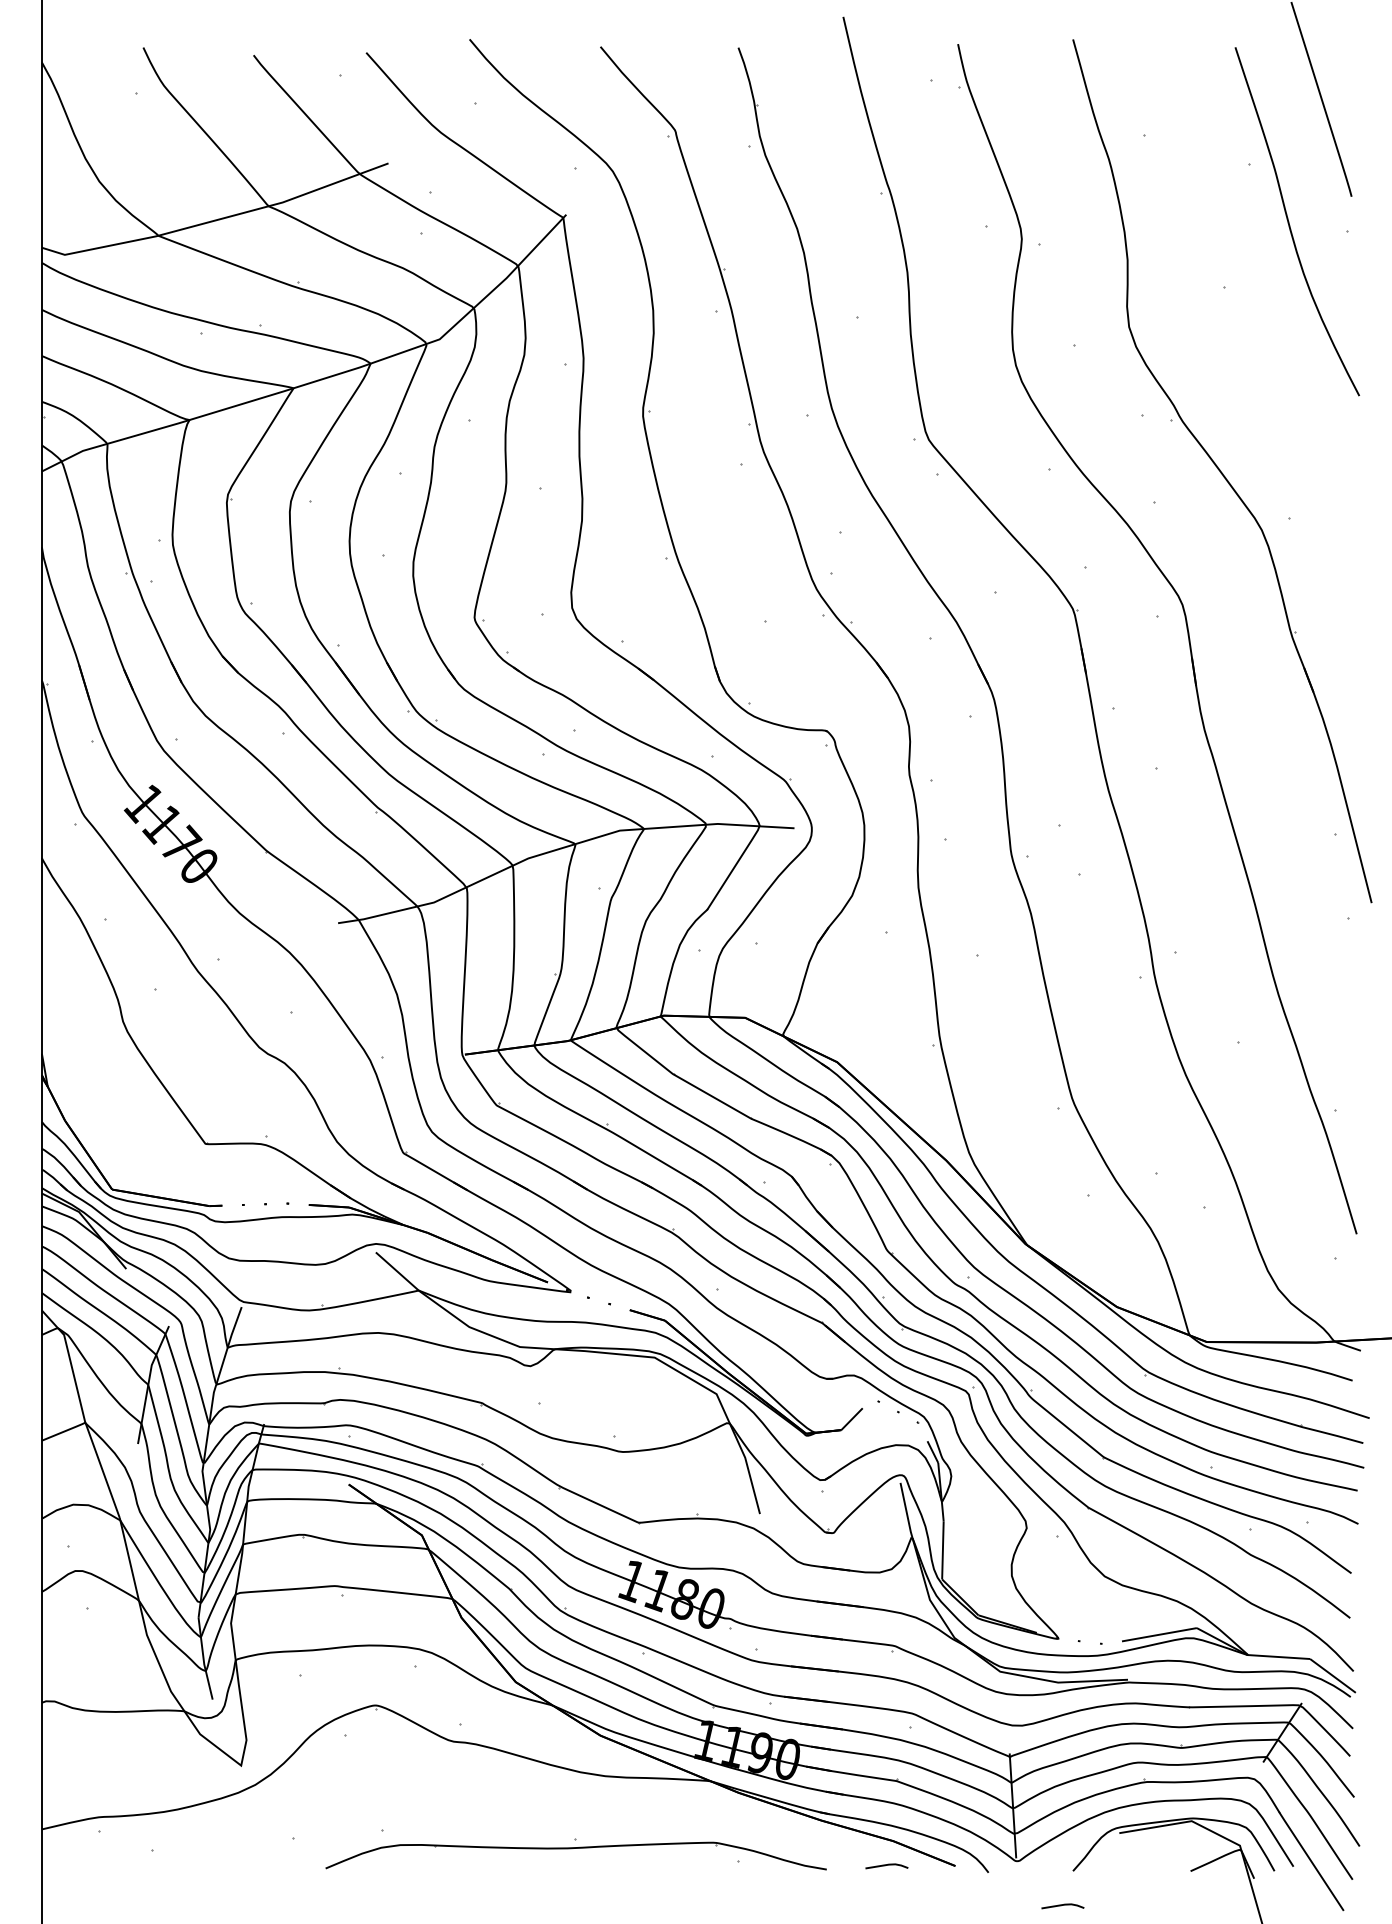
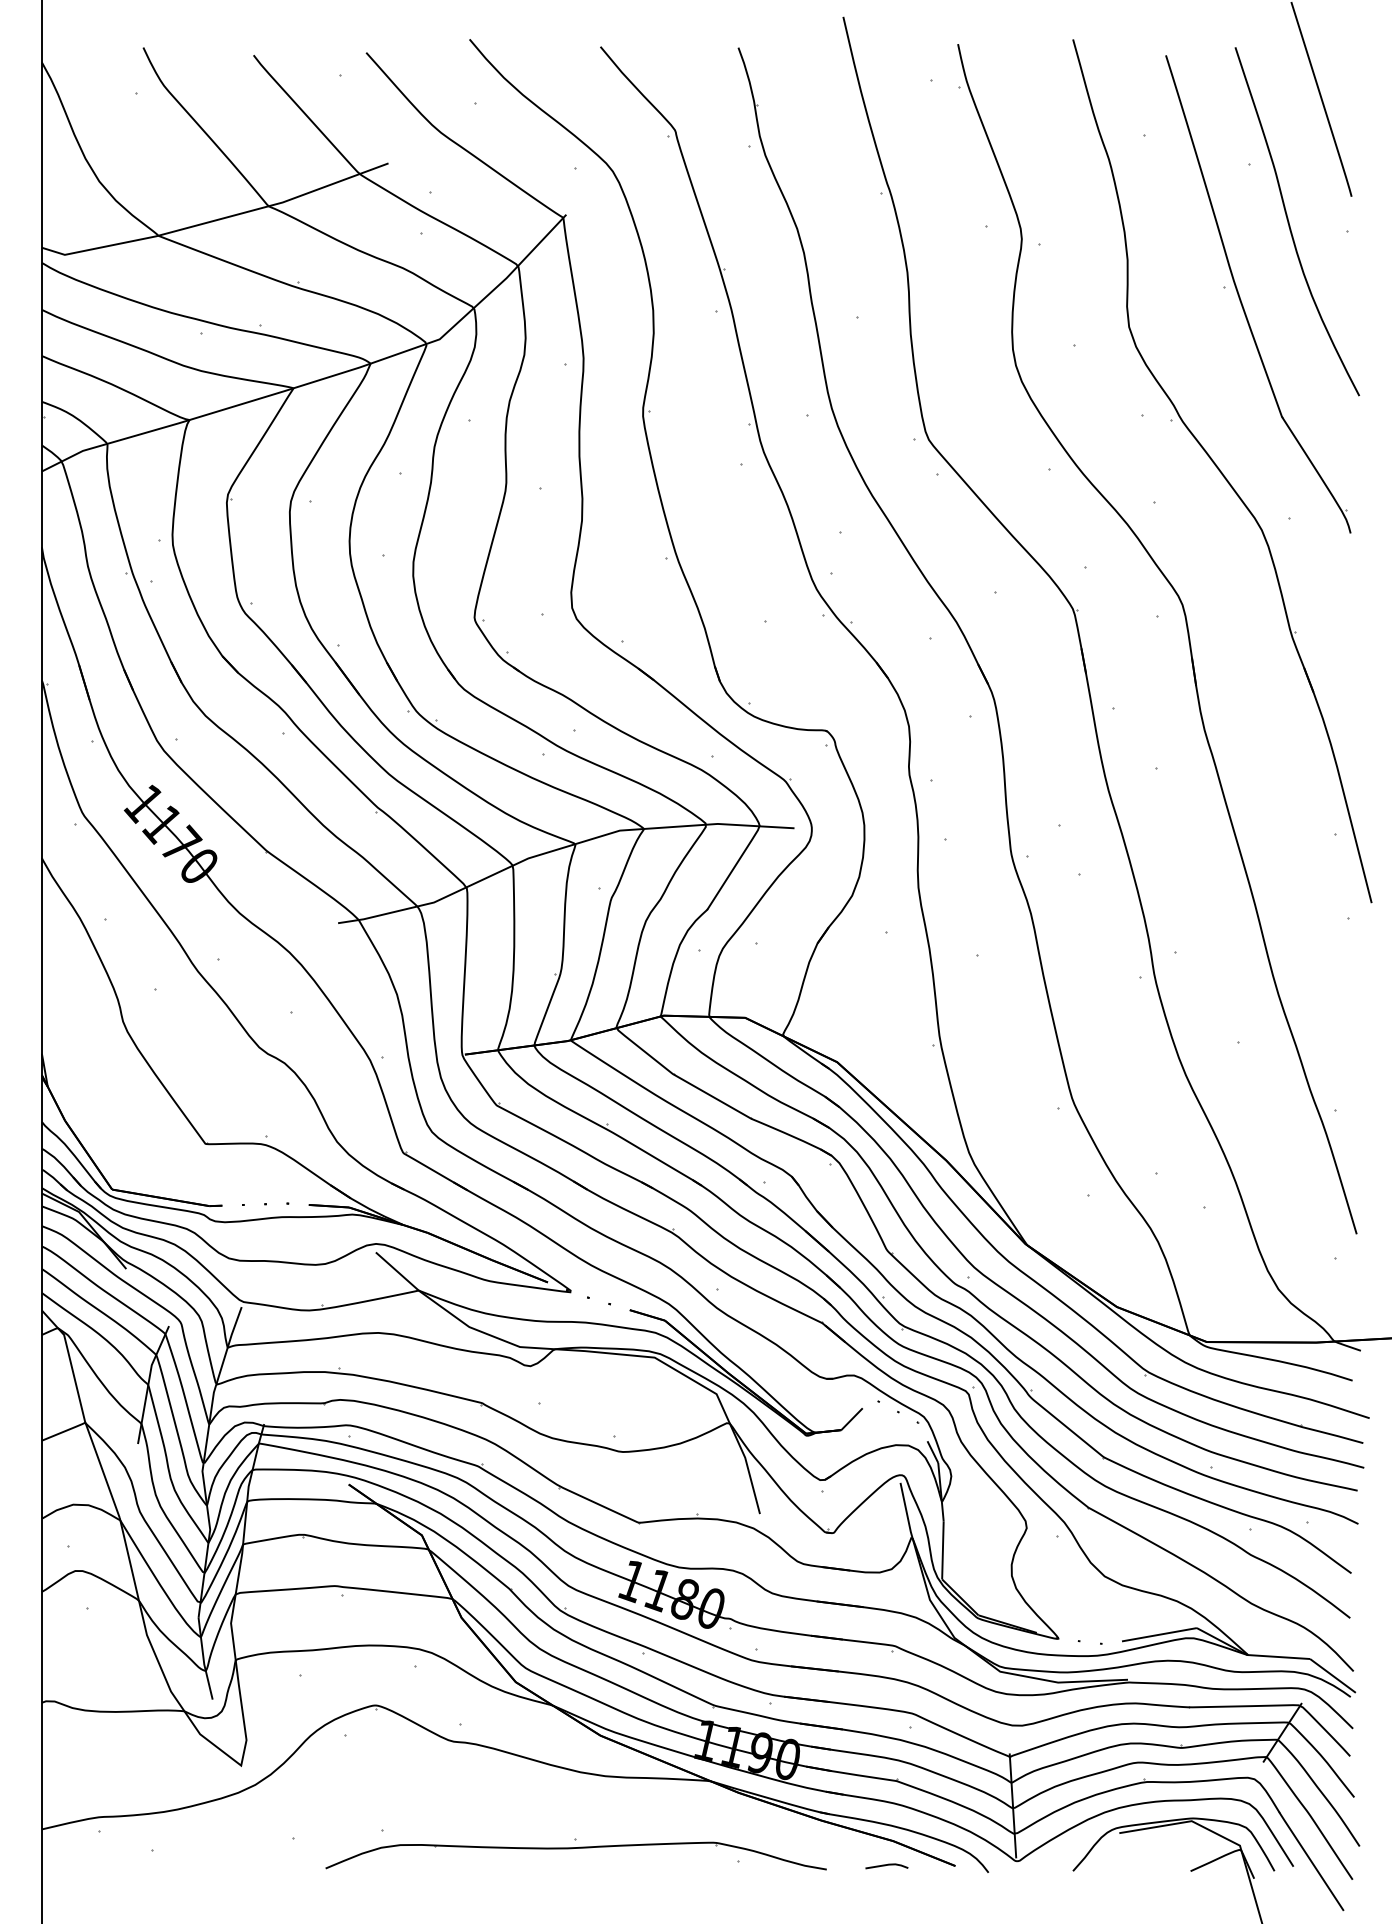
part: none -> present (1241, 299)
line: present -> none (1062, 1905)
